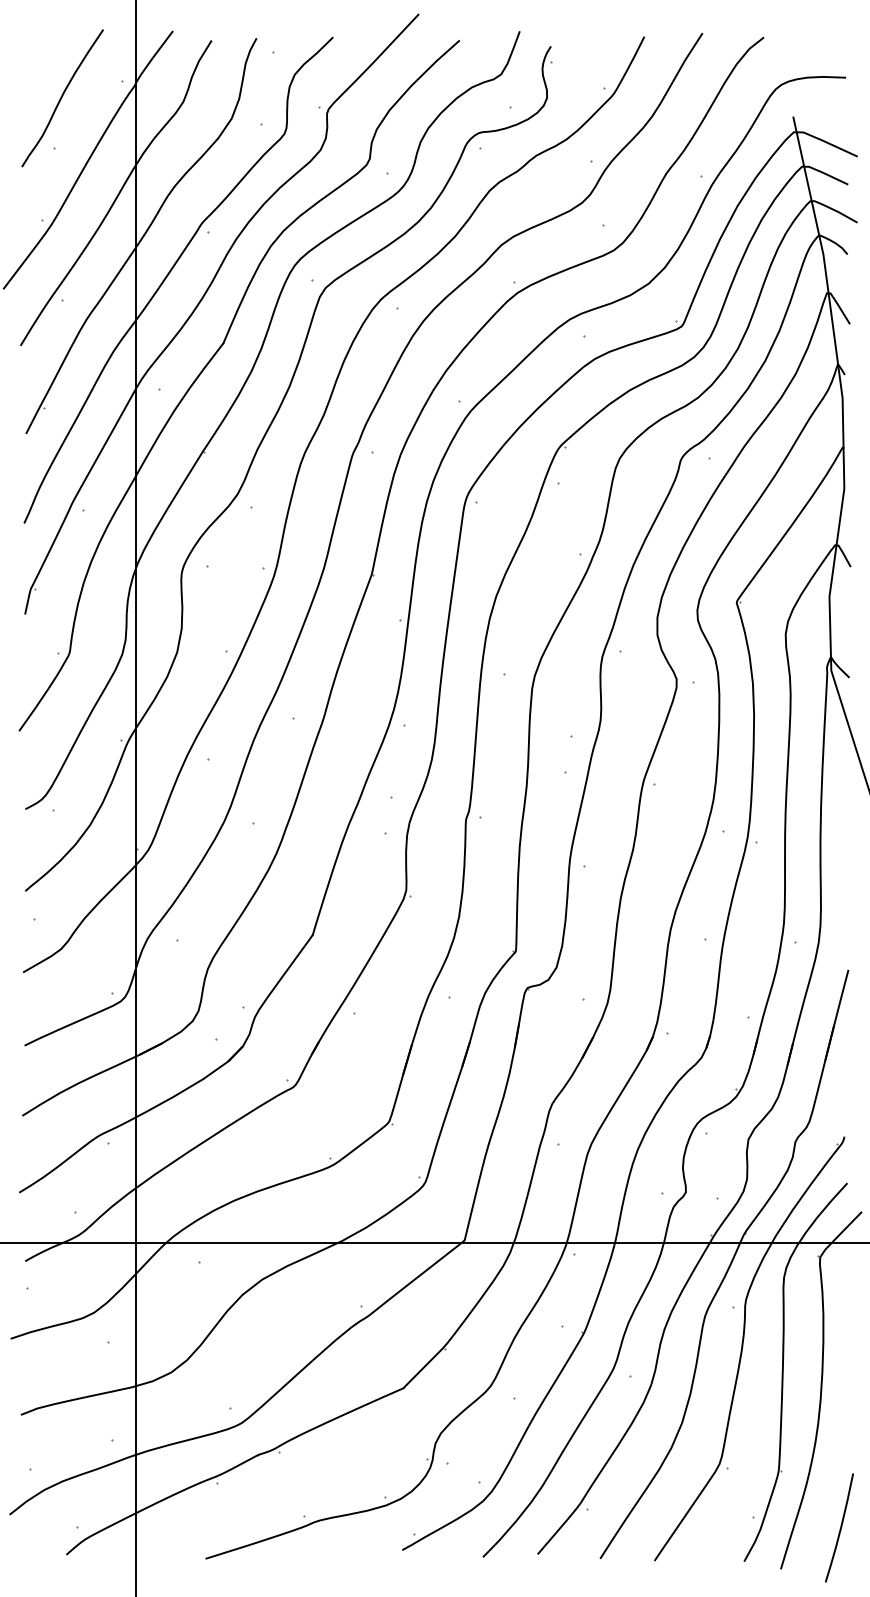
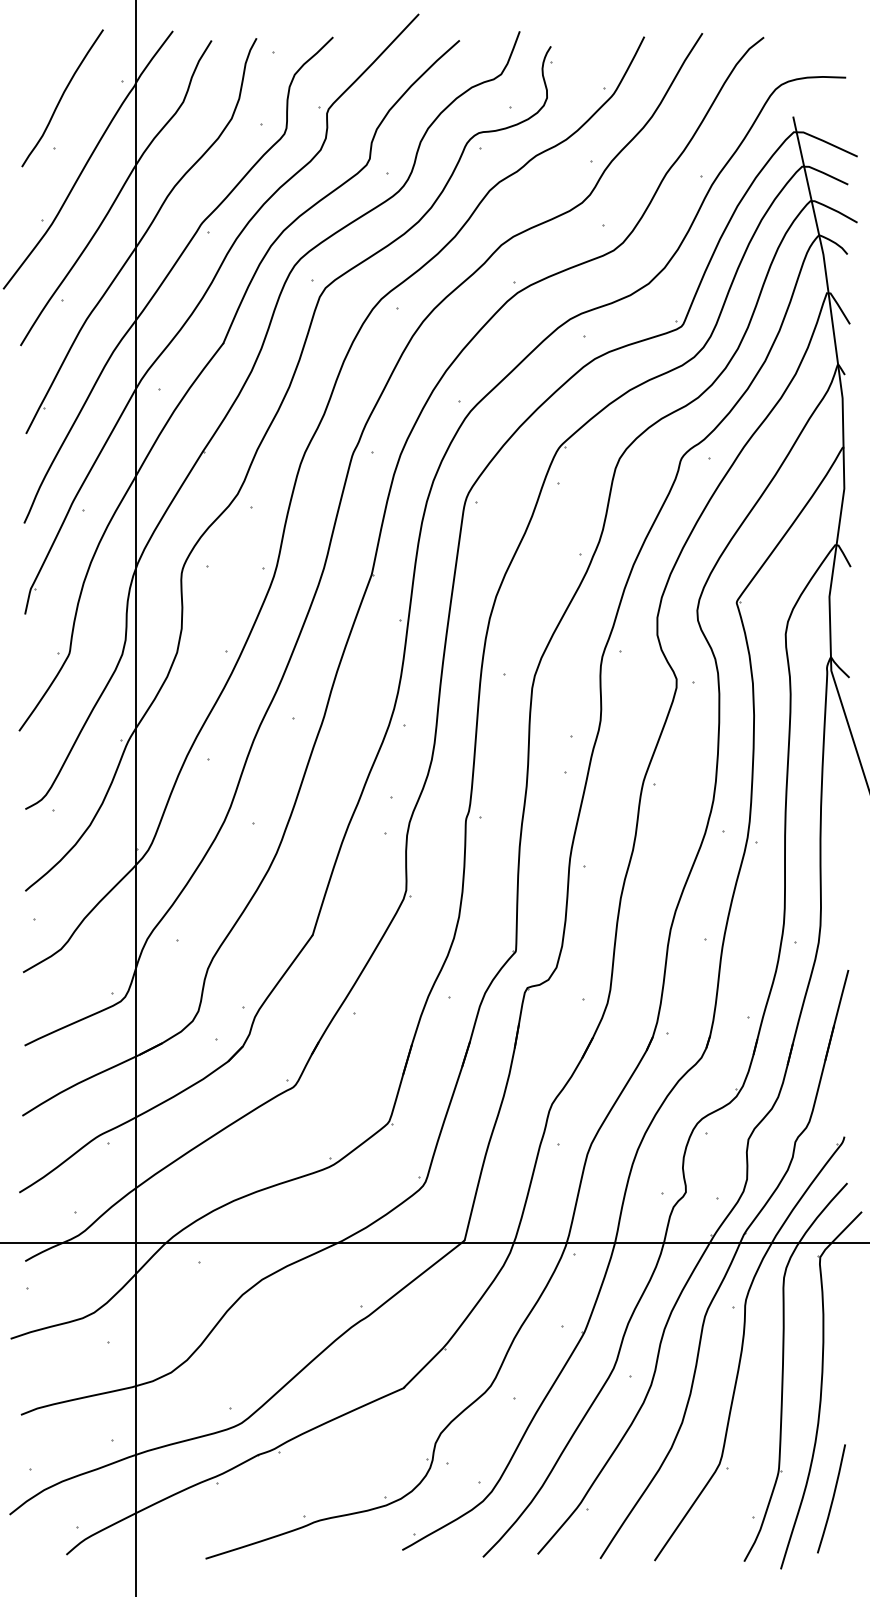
curve position: (840, 1527) -> (832, 1498) (832, 1498)
